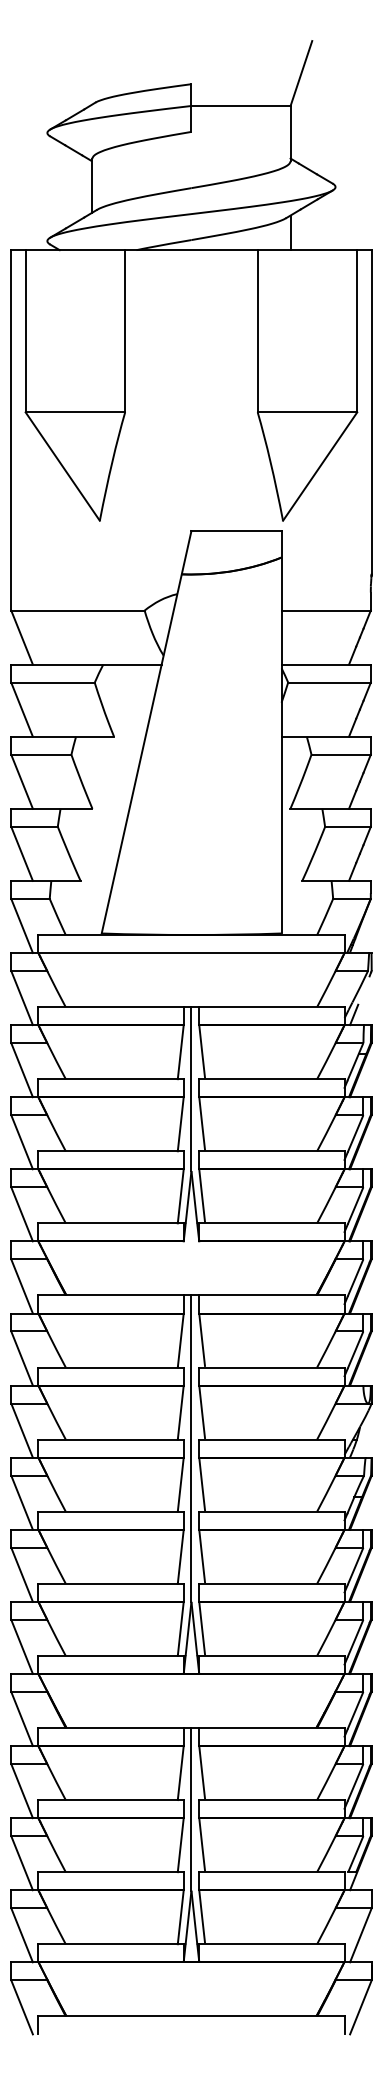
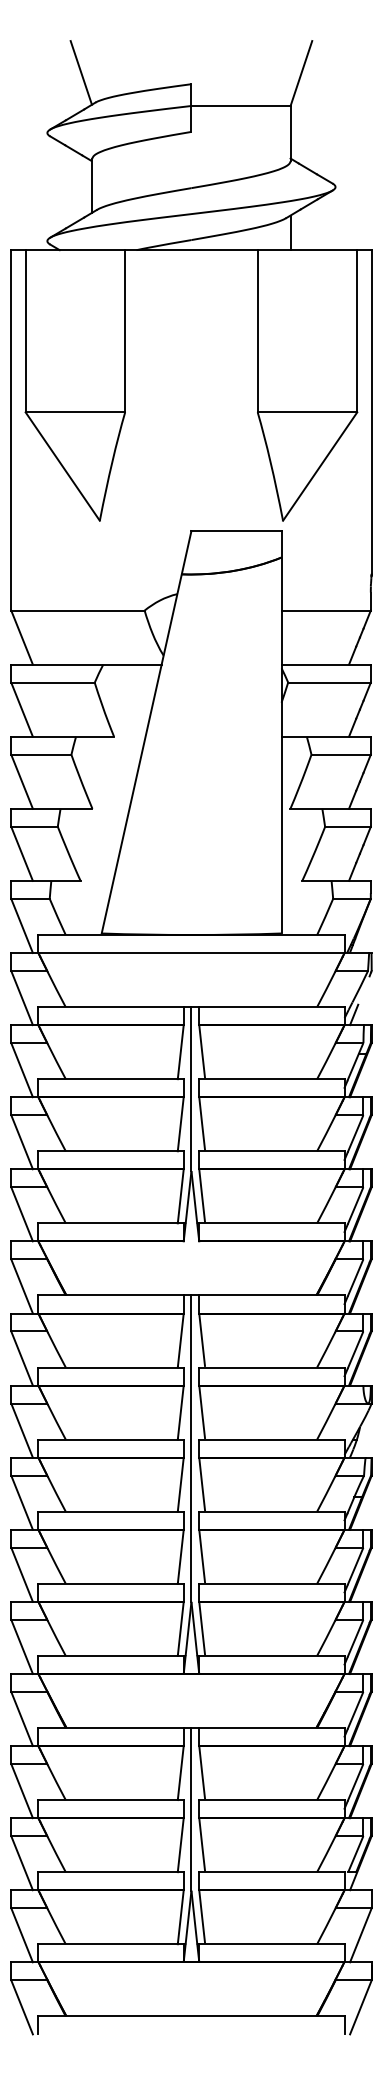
line: none -> present (80, 72)
